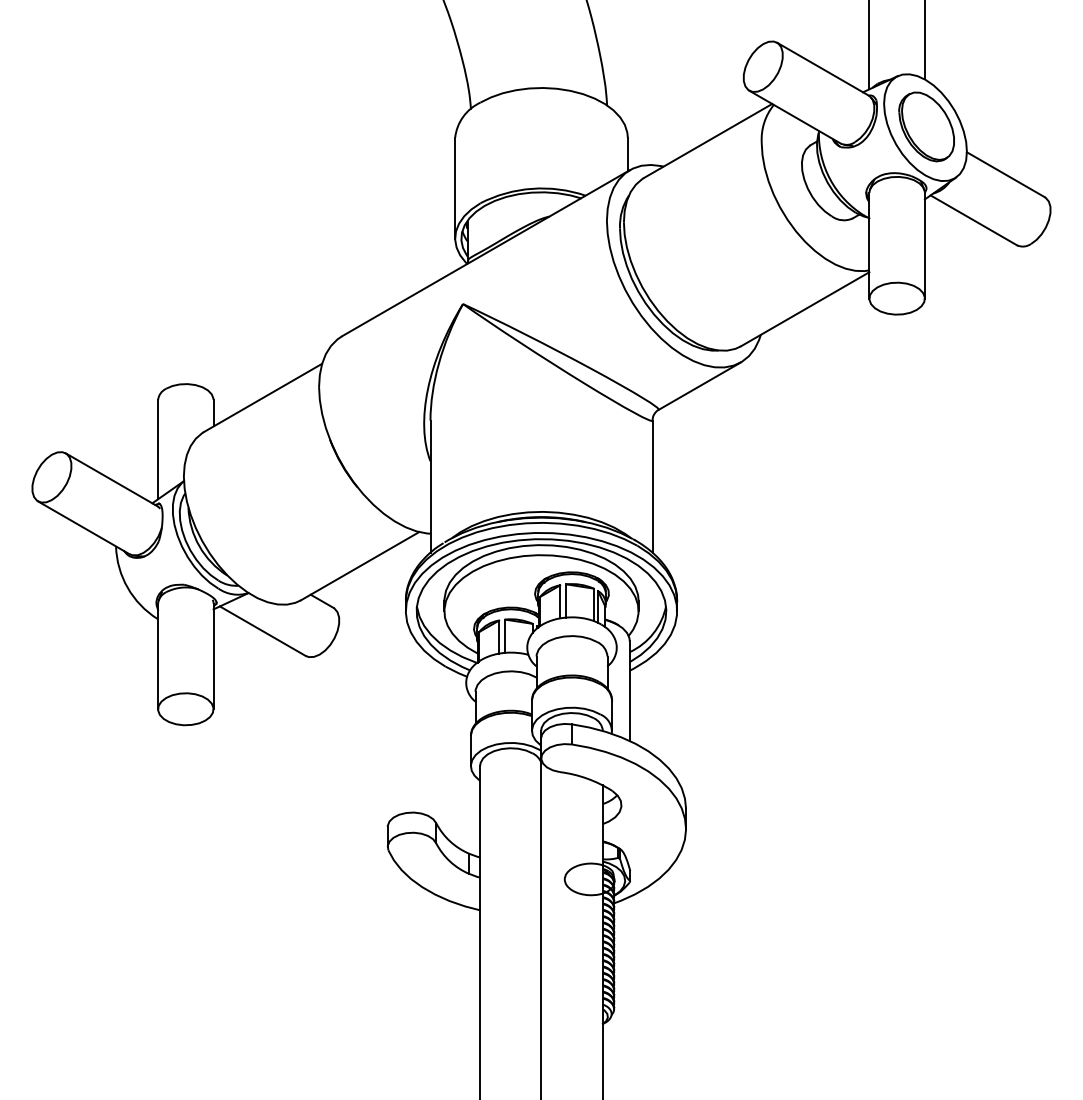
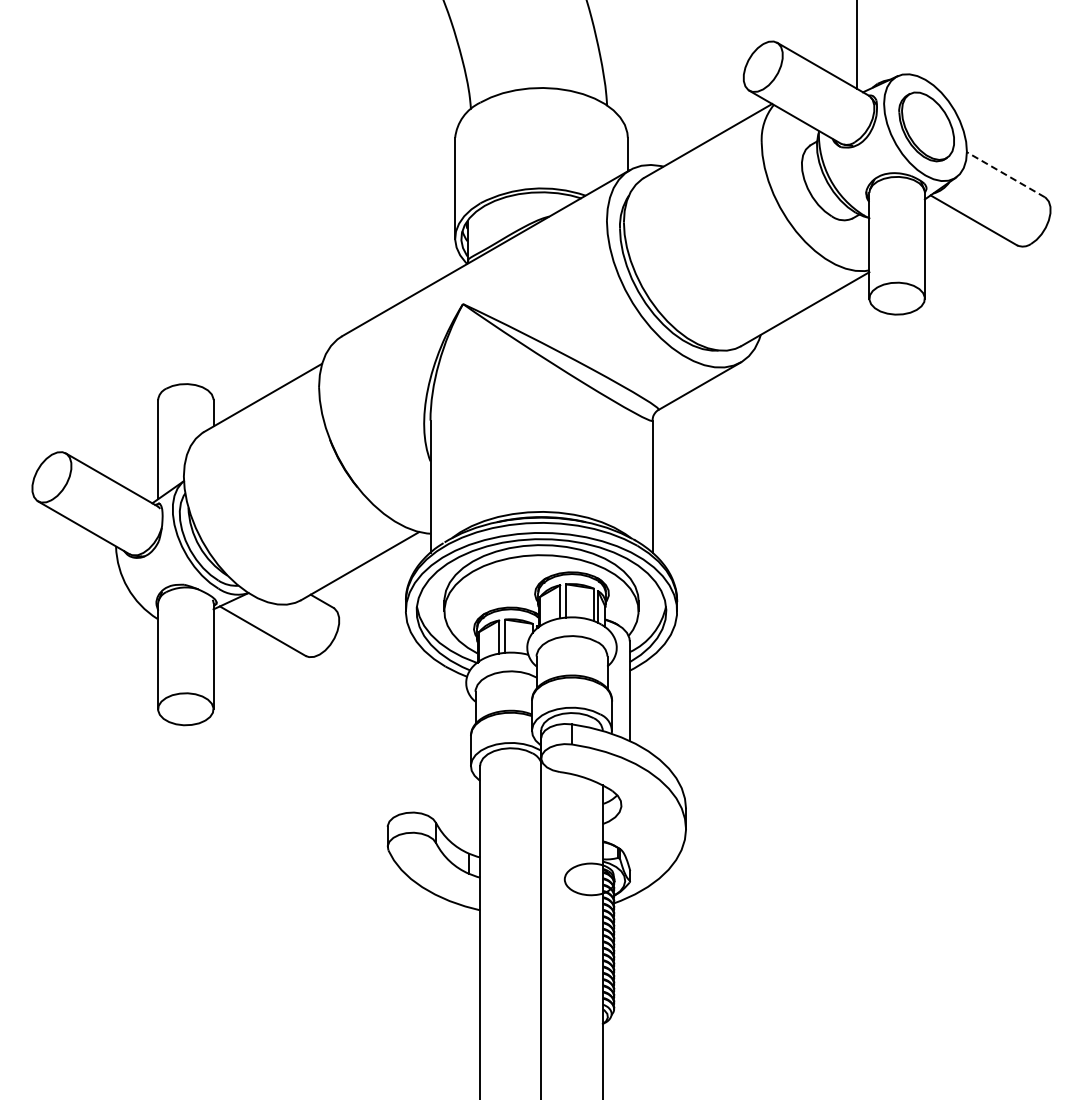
line: present -> none (924, 40)
line position: (869, 45) -> (857, 45) (857, 45)
line: solid -> dashed (1005, 174)
